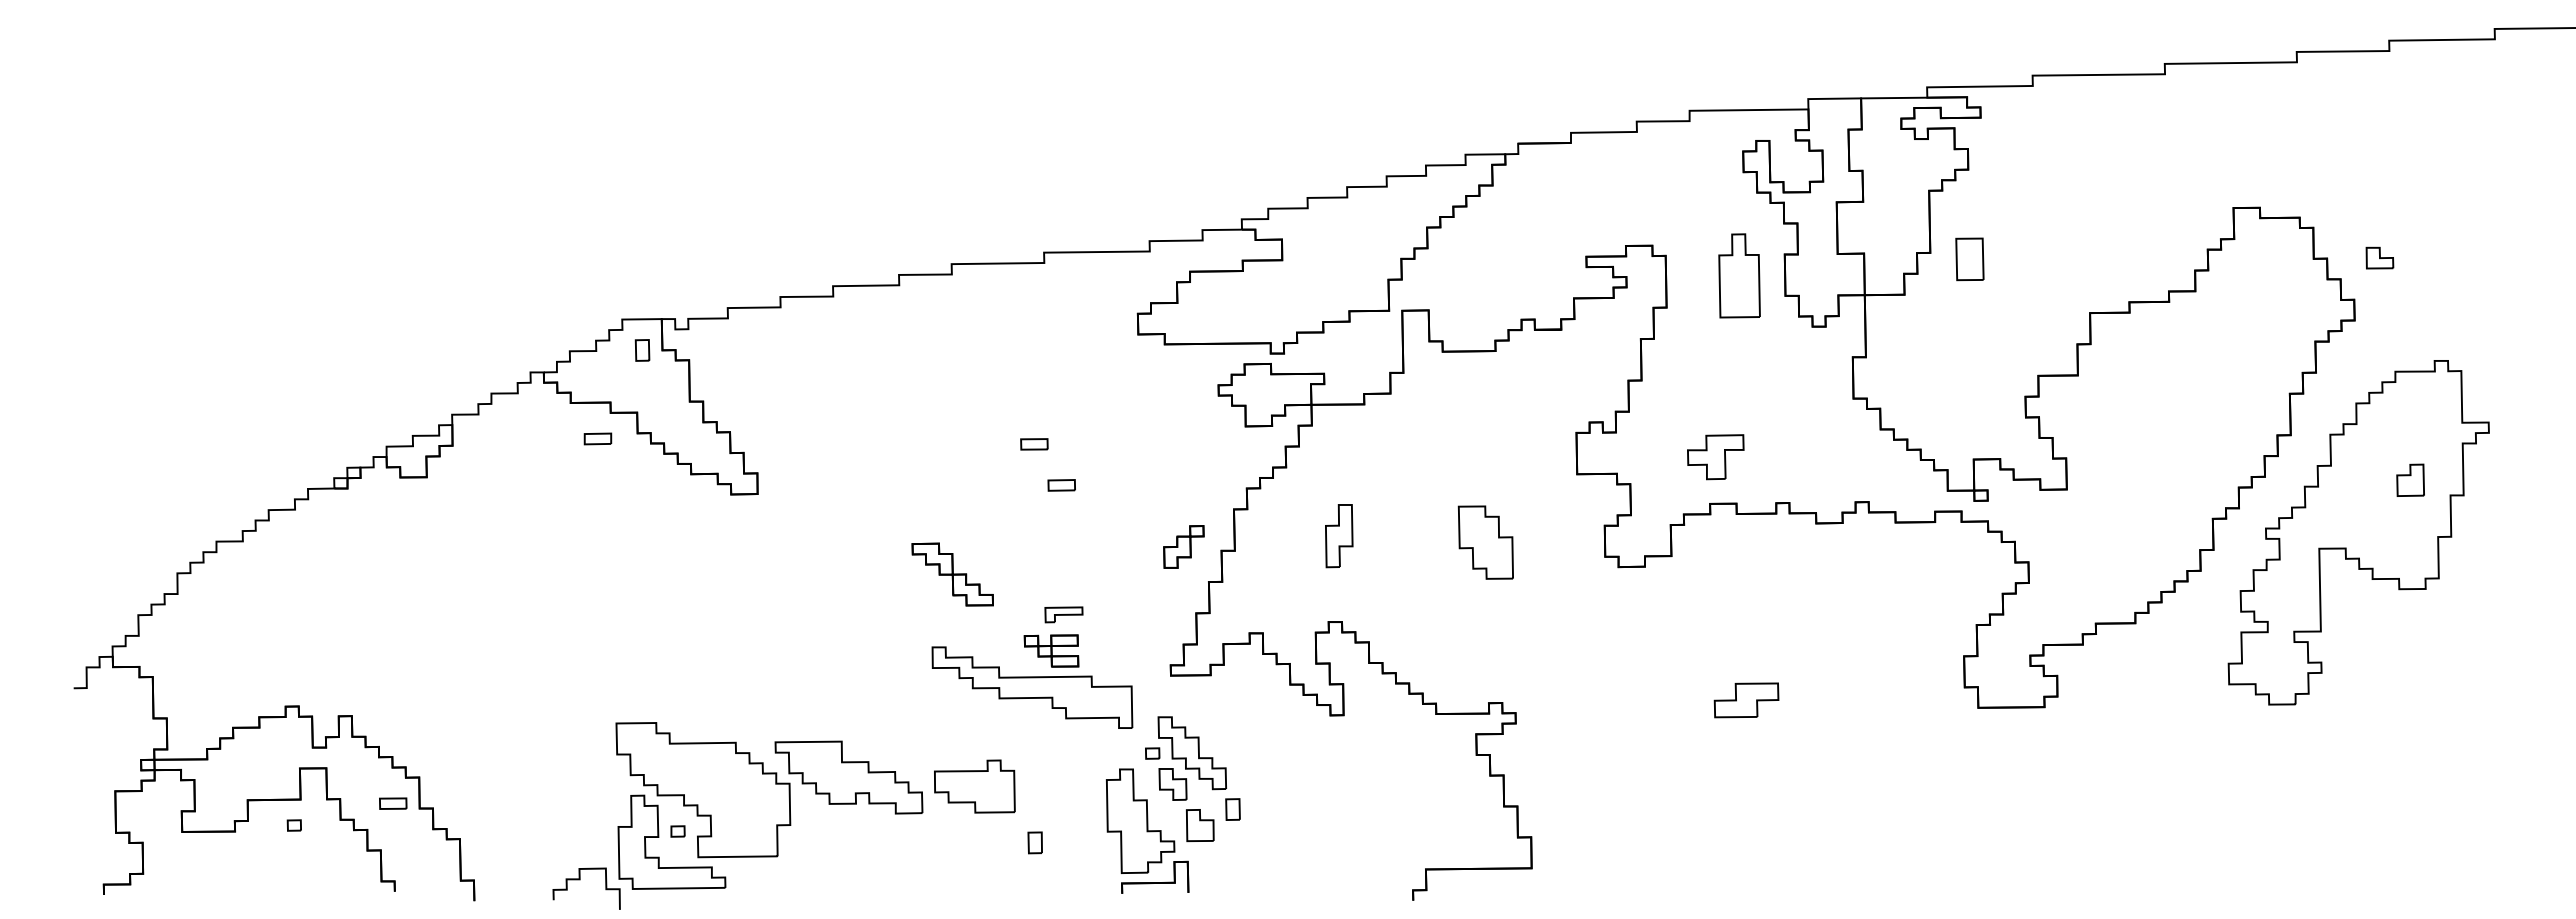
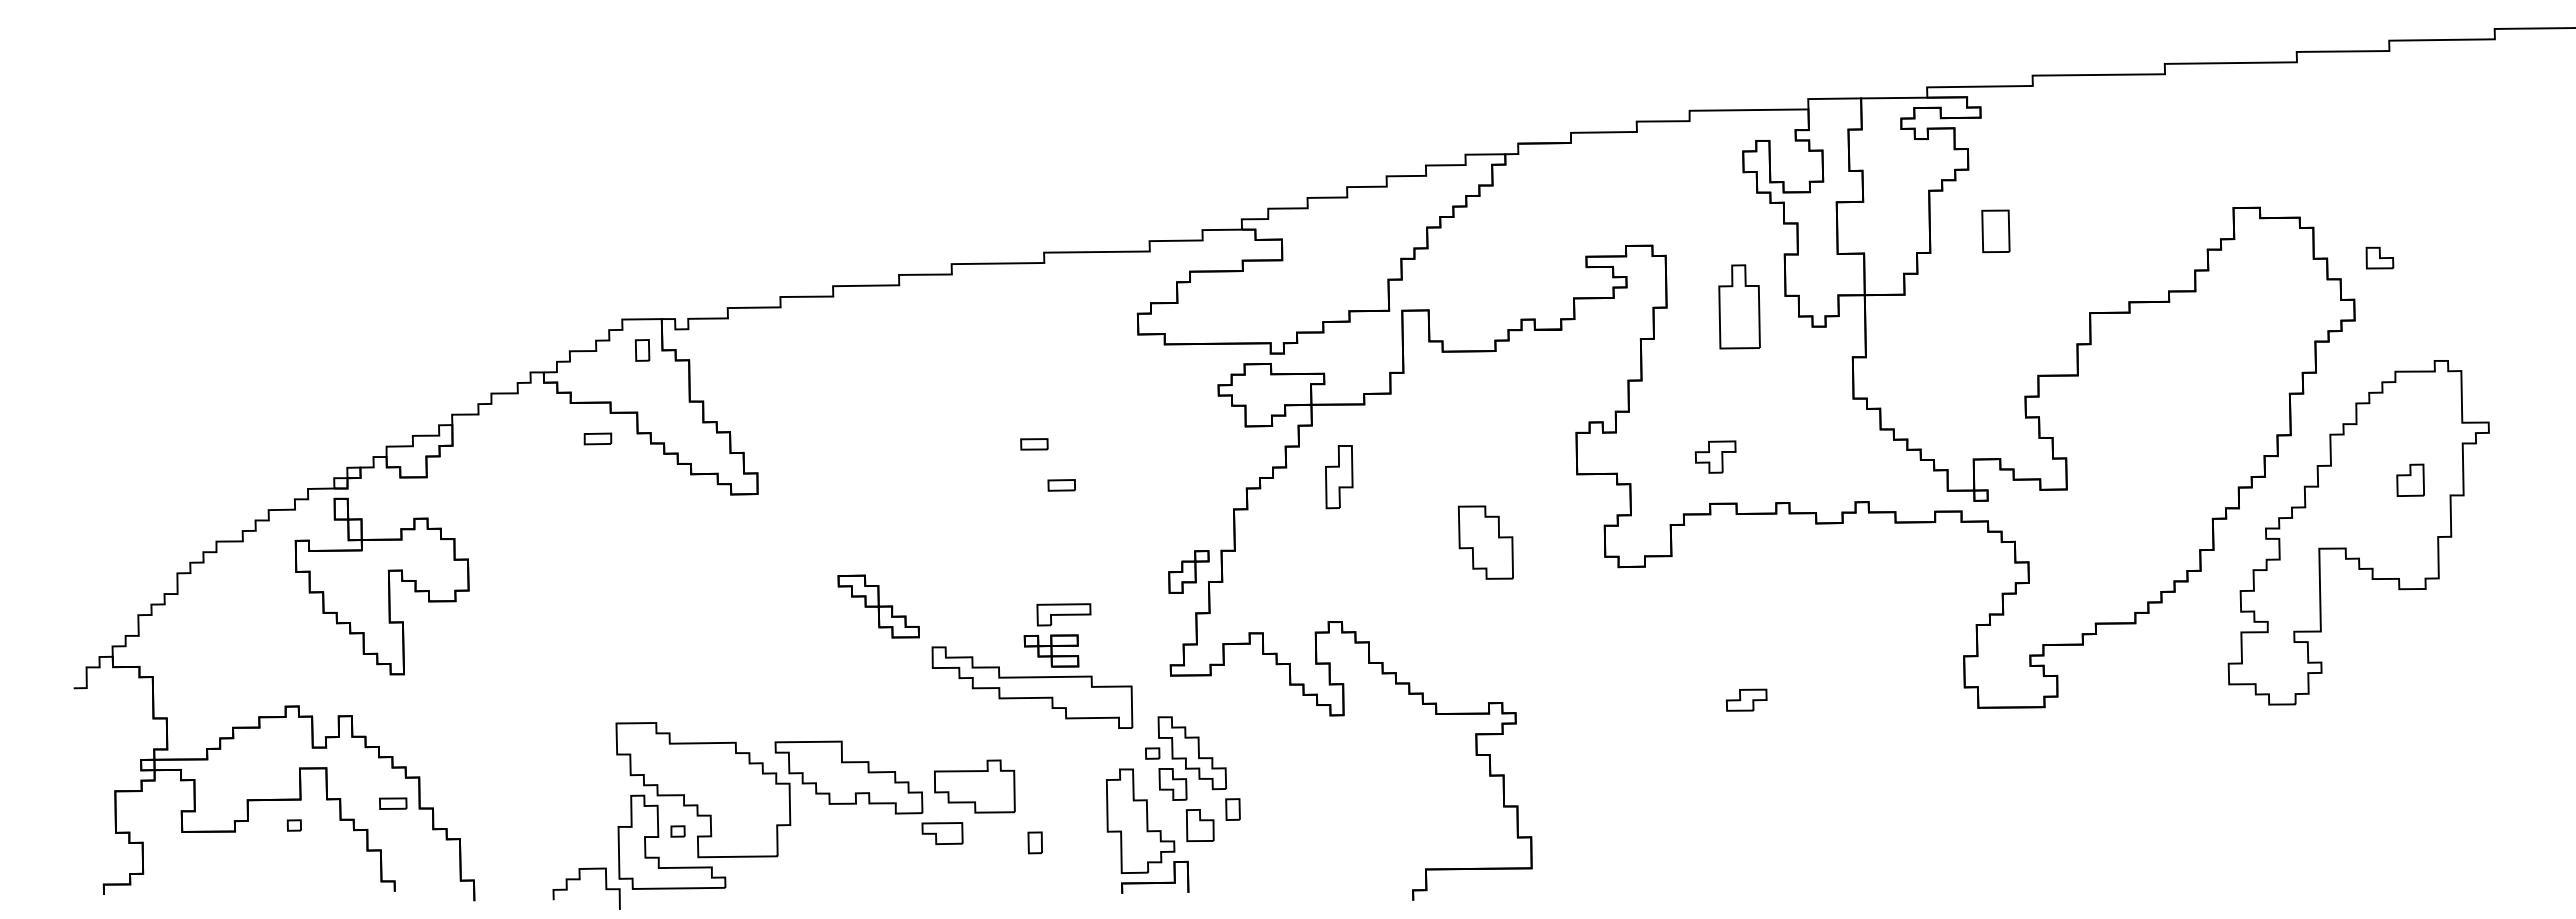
part position: (1969, 259) -> (1995, 231) (1995, 231)
part position: (1739, 275) -> (1739, 306) (1739, 306)
part size: 58x47 px -> 43x34 px (1715, 456)
part position: (1339, 536) -> (1339, 477) (1339, 477)
part position: (1183, 546) -> (1188, 571) (1188, 571)
part position: (952, 574) -> (878, 606) (878, 606)
part: none -> present (381, 586)
part size: 40x18 px -> 56x24 px (1063, 614)
part size: 67x37 px -> 42x24 px (1746, 699)
part: none -> present (942, 833)
